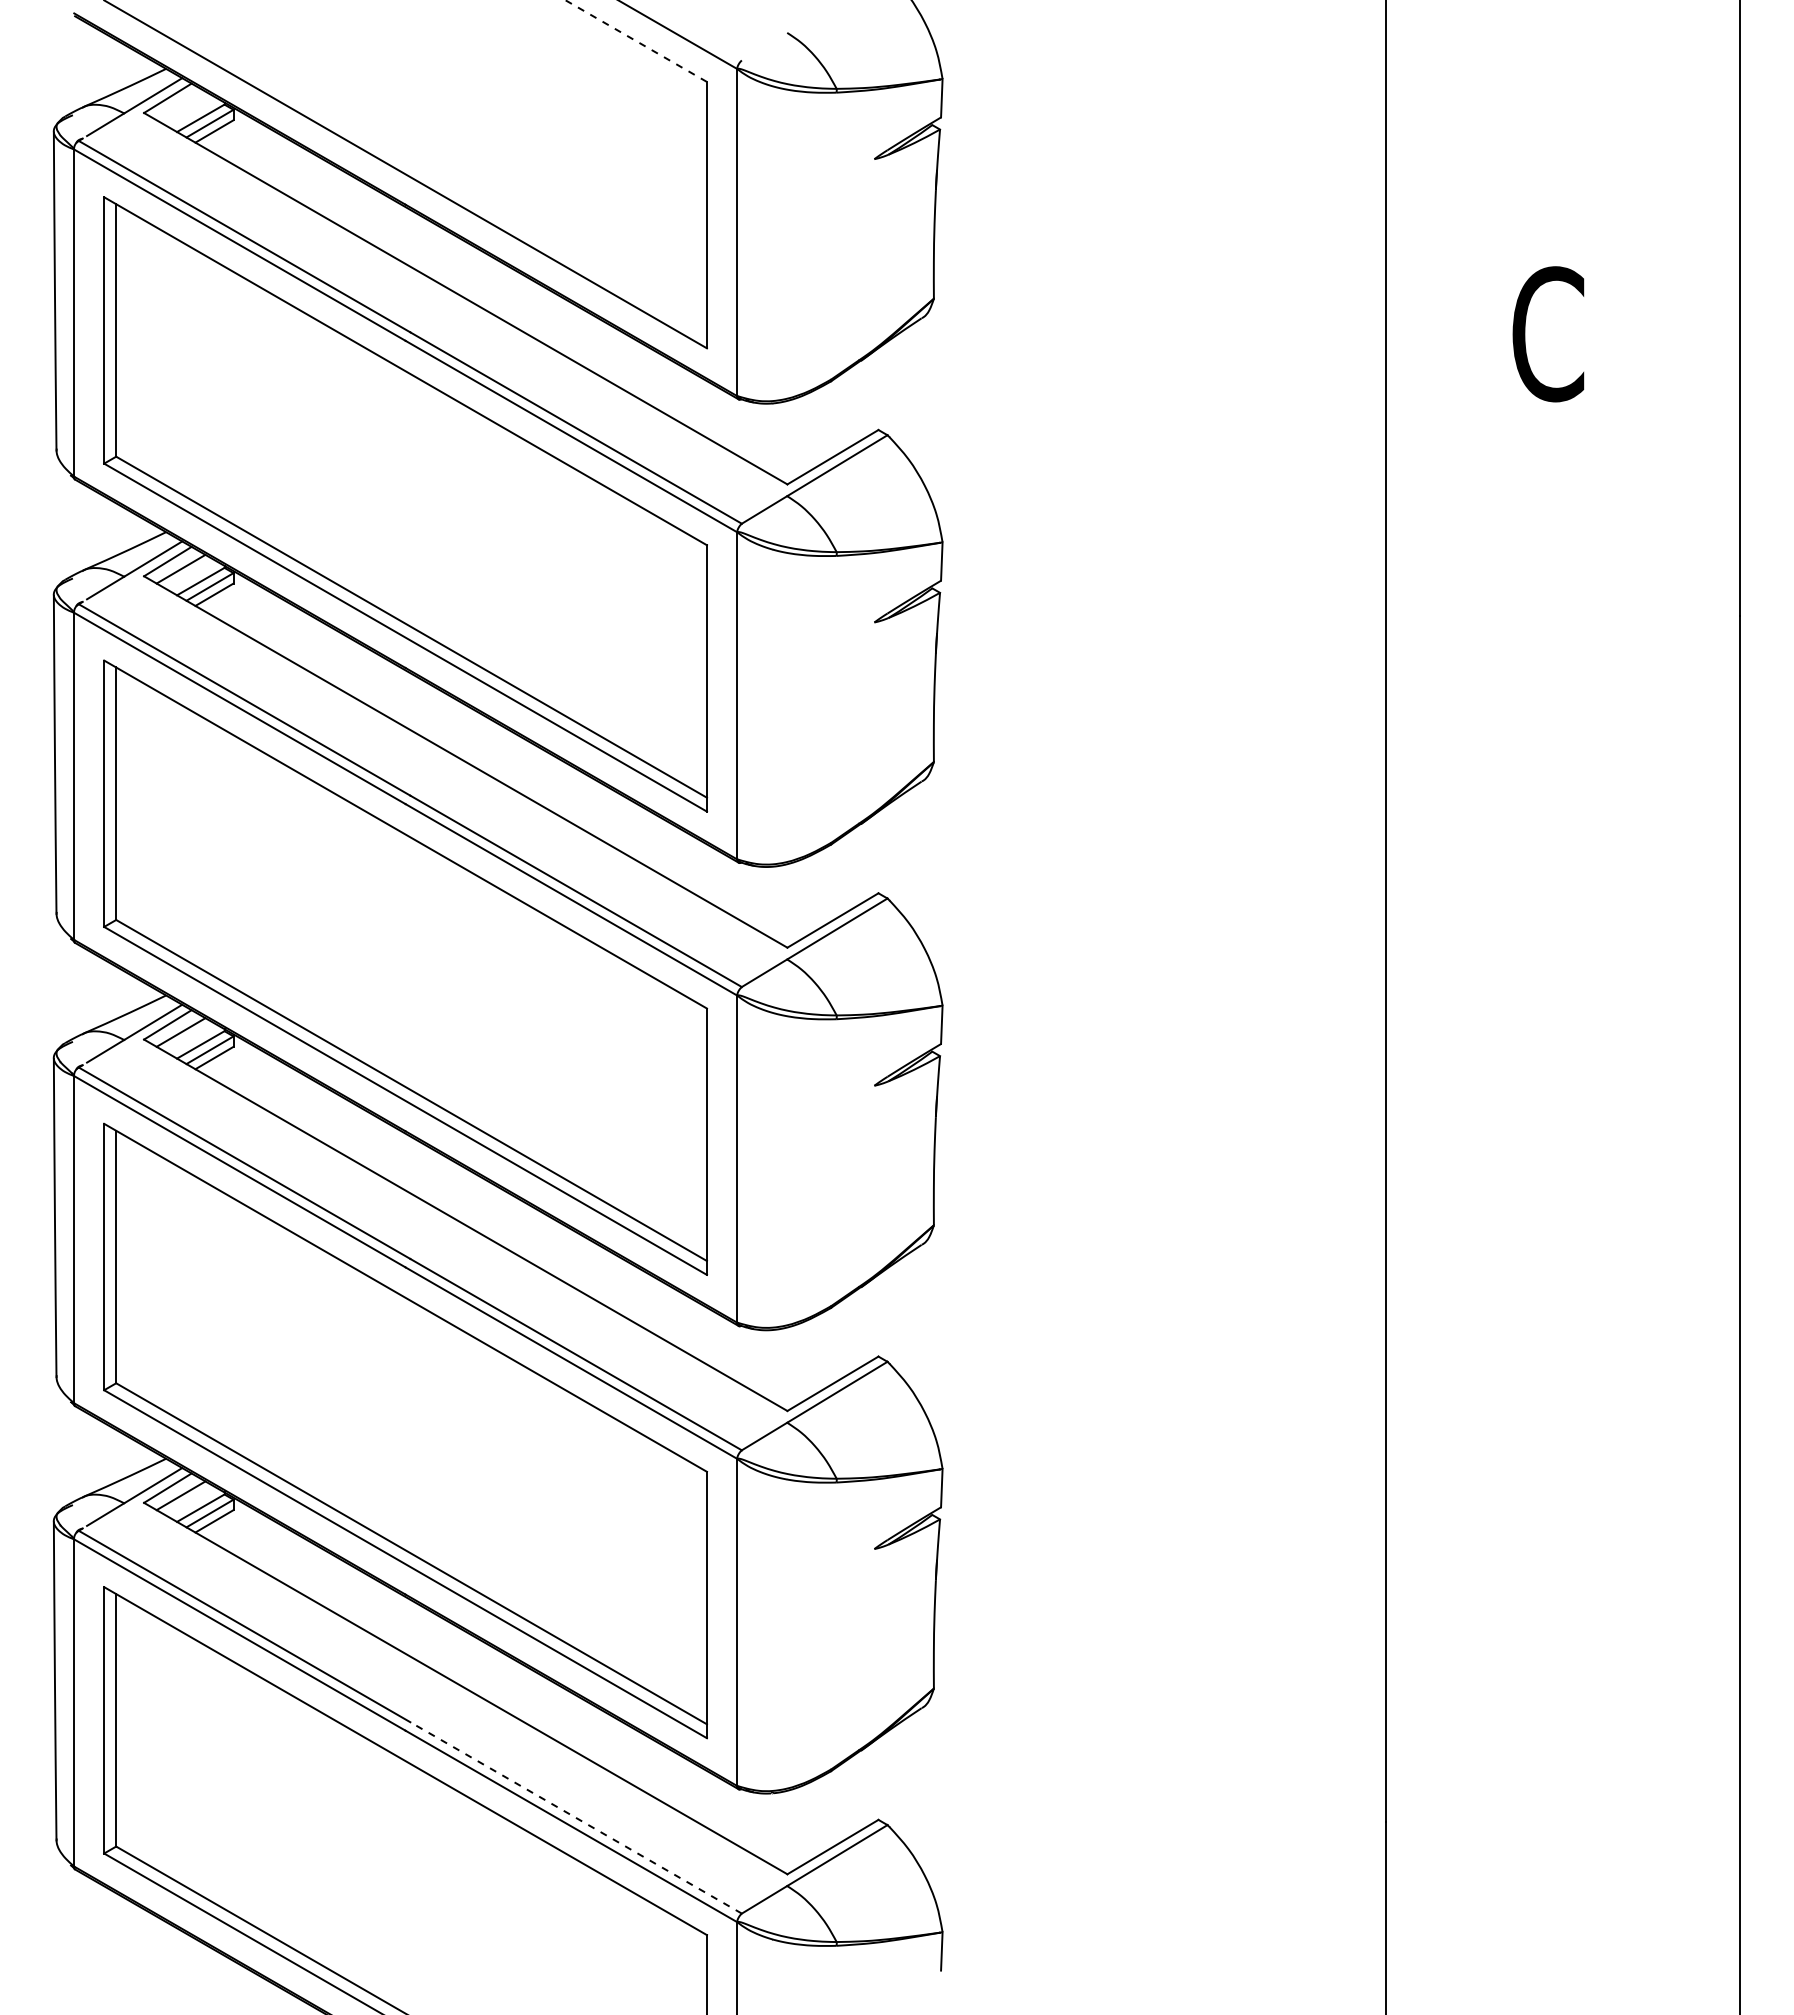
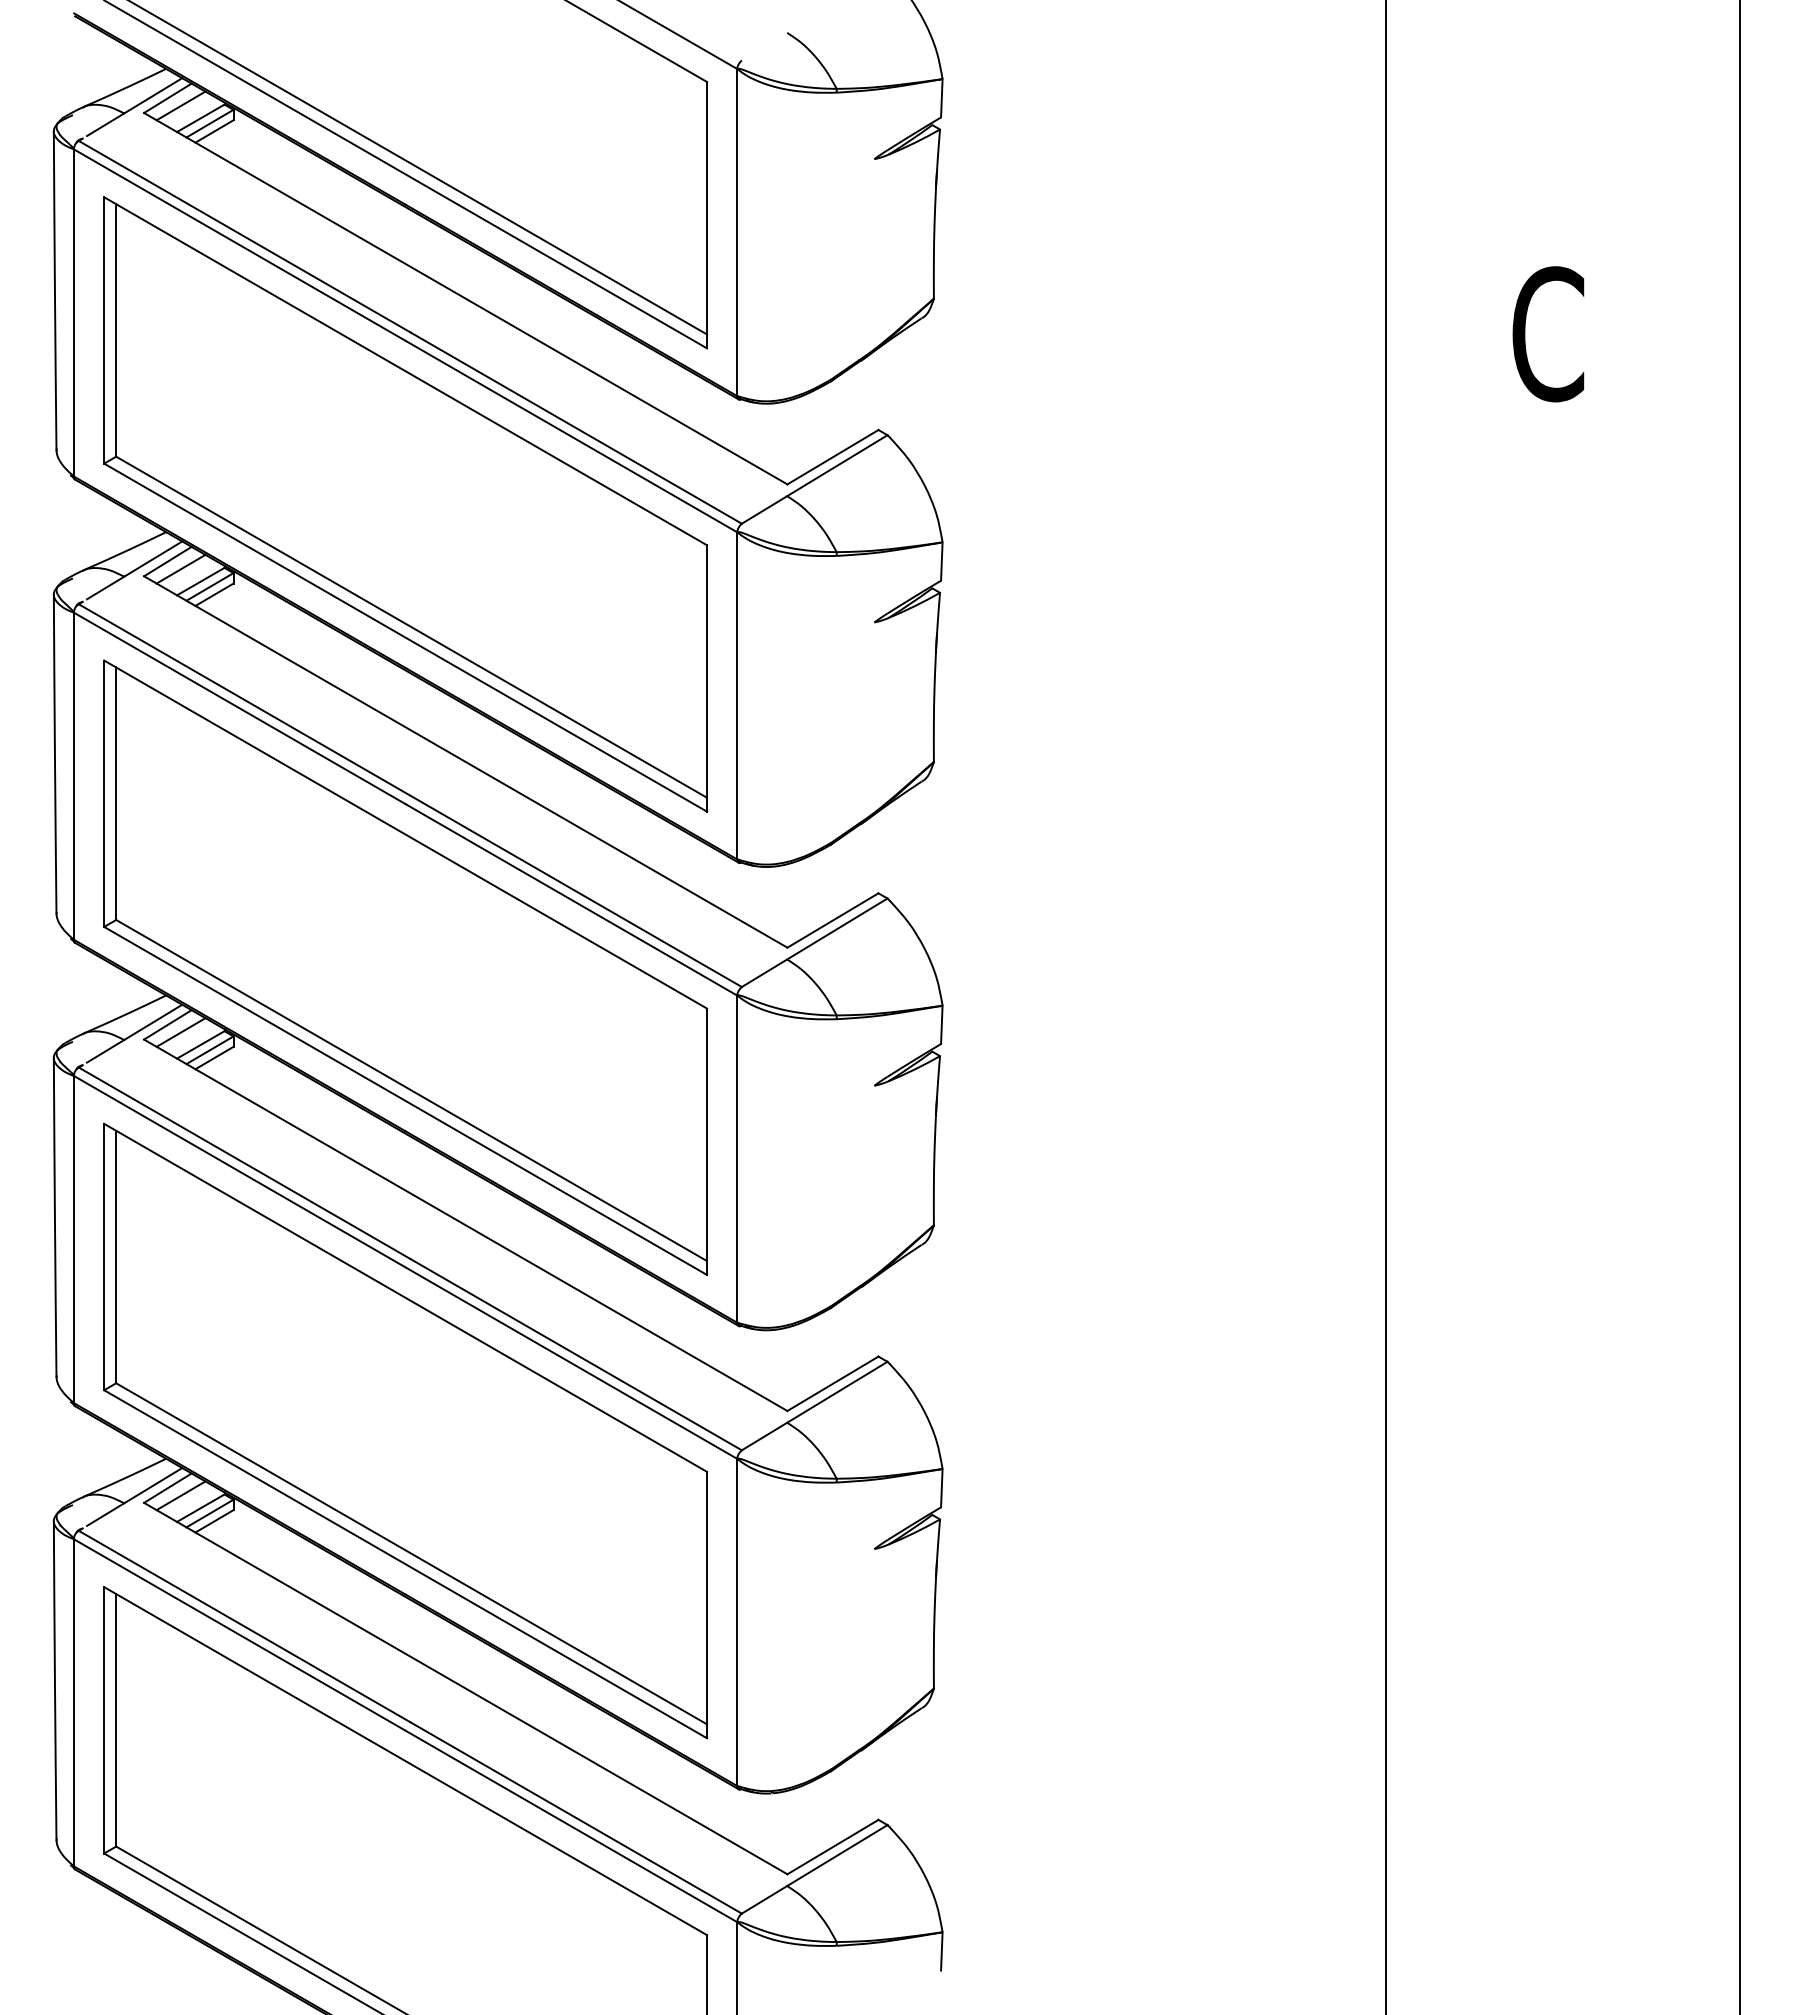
line: dashed -> solid (636, 41)
line: none -> present (180, 105)
line: none -> present (418, 168)
line: dashed -> solid (575, 1817)
